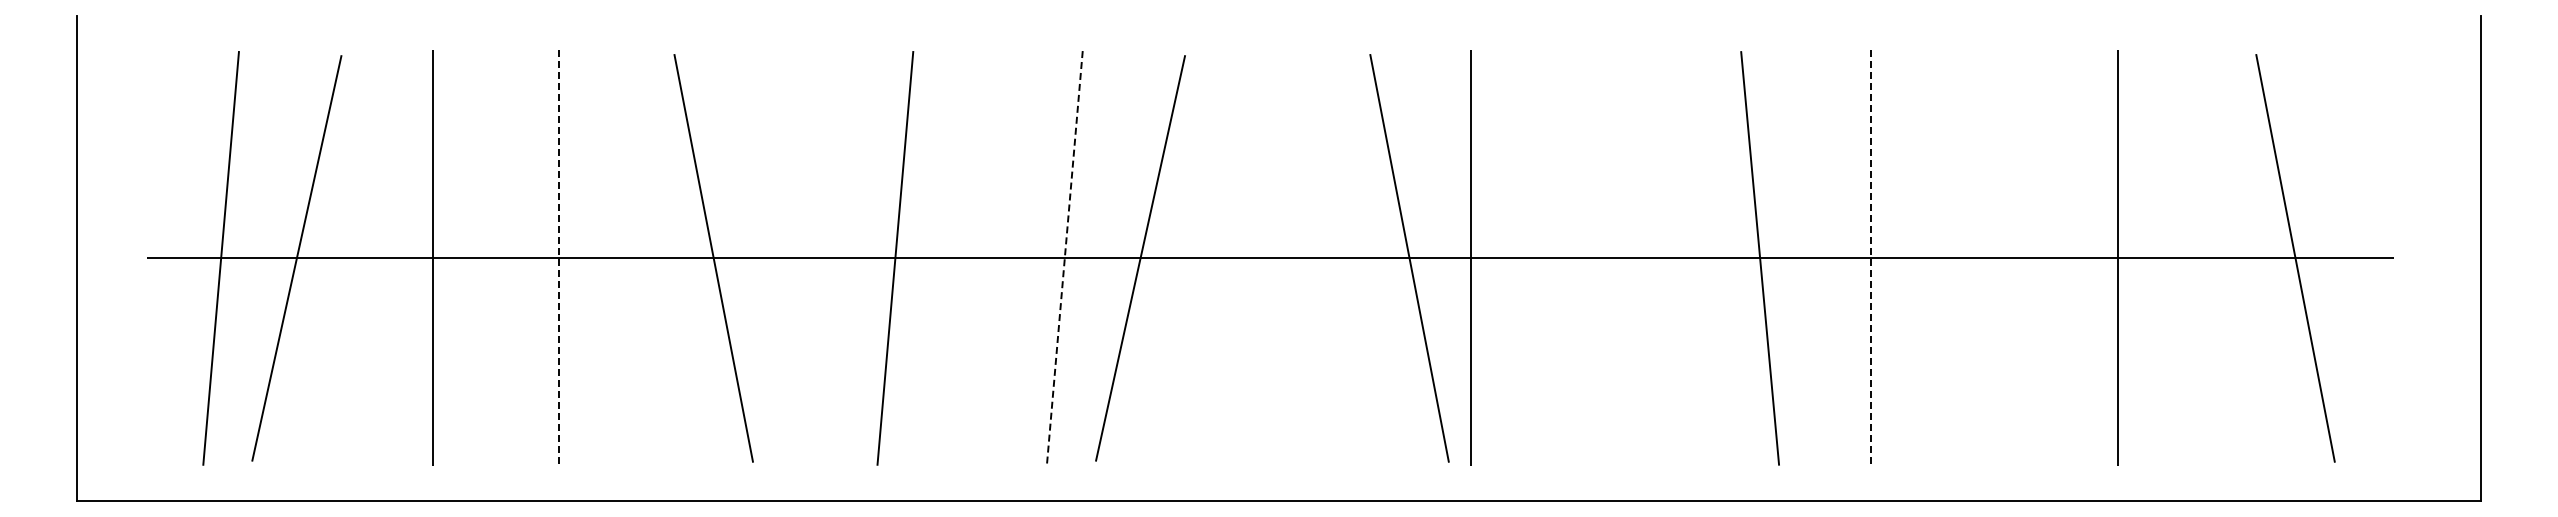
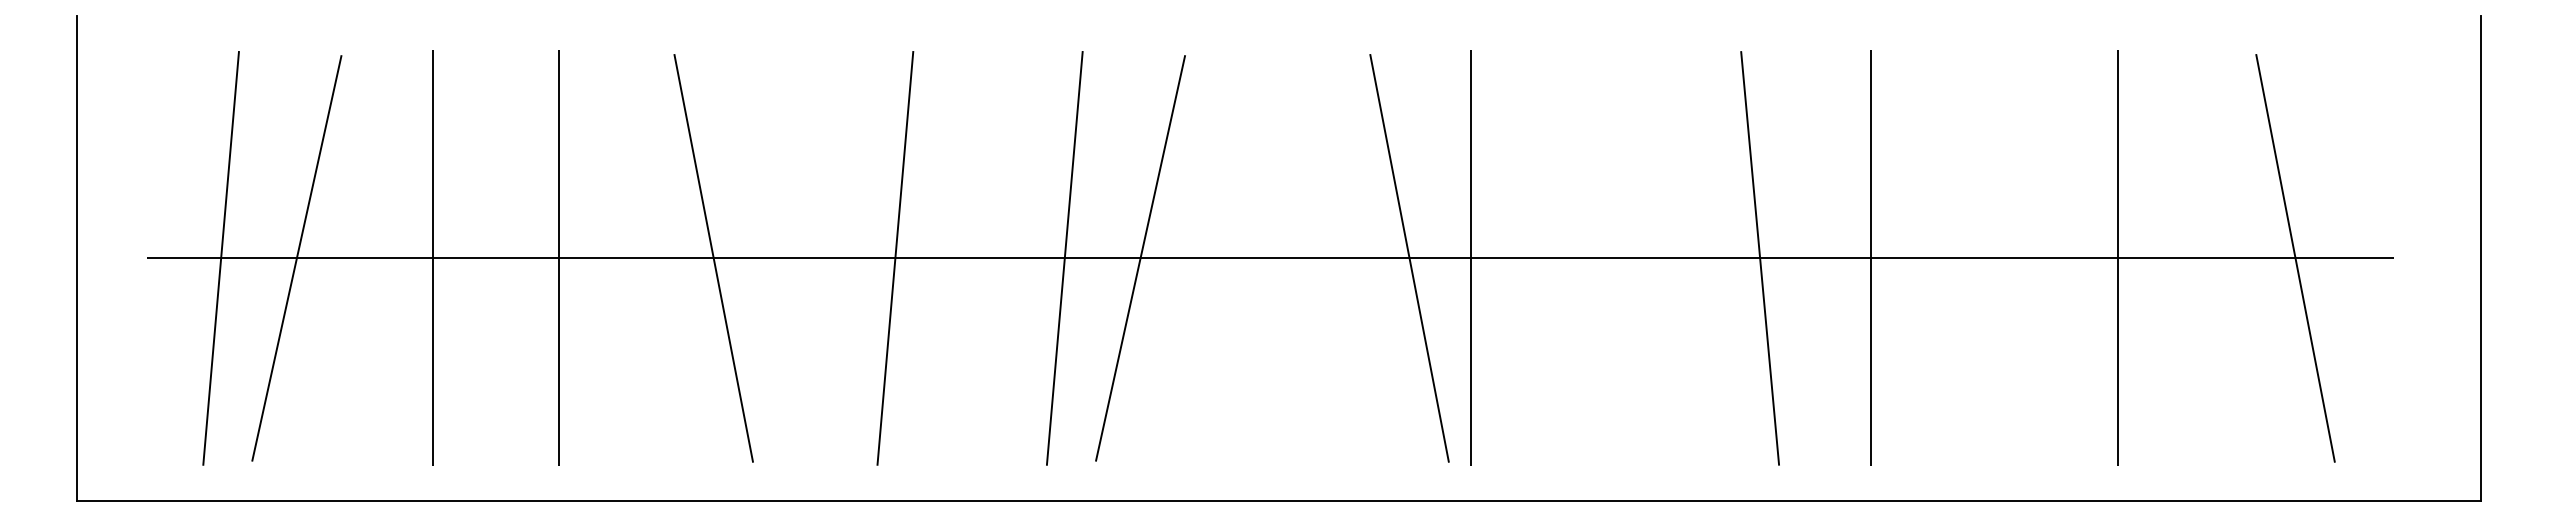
line: dashed -> solid (558, 258)
line: dashed -> solid (1064, 258)
line: dashed -> solid (1871, 258)
